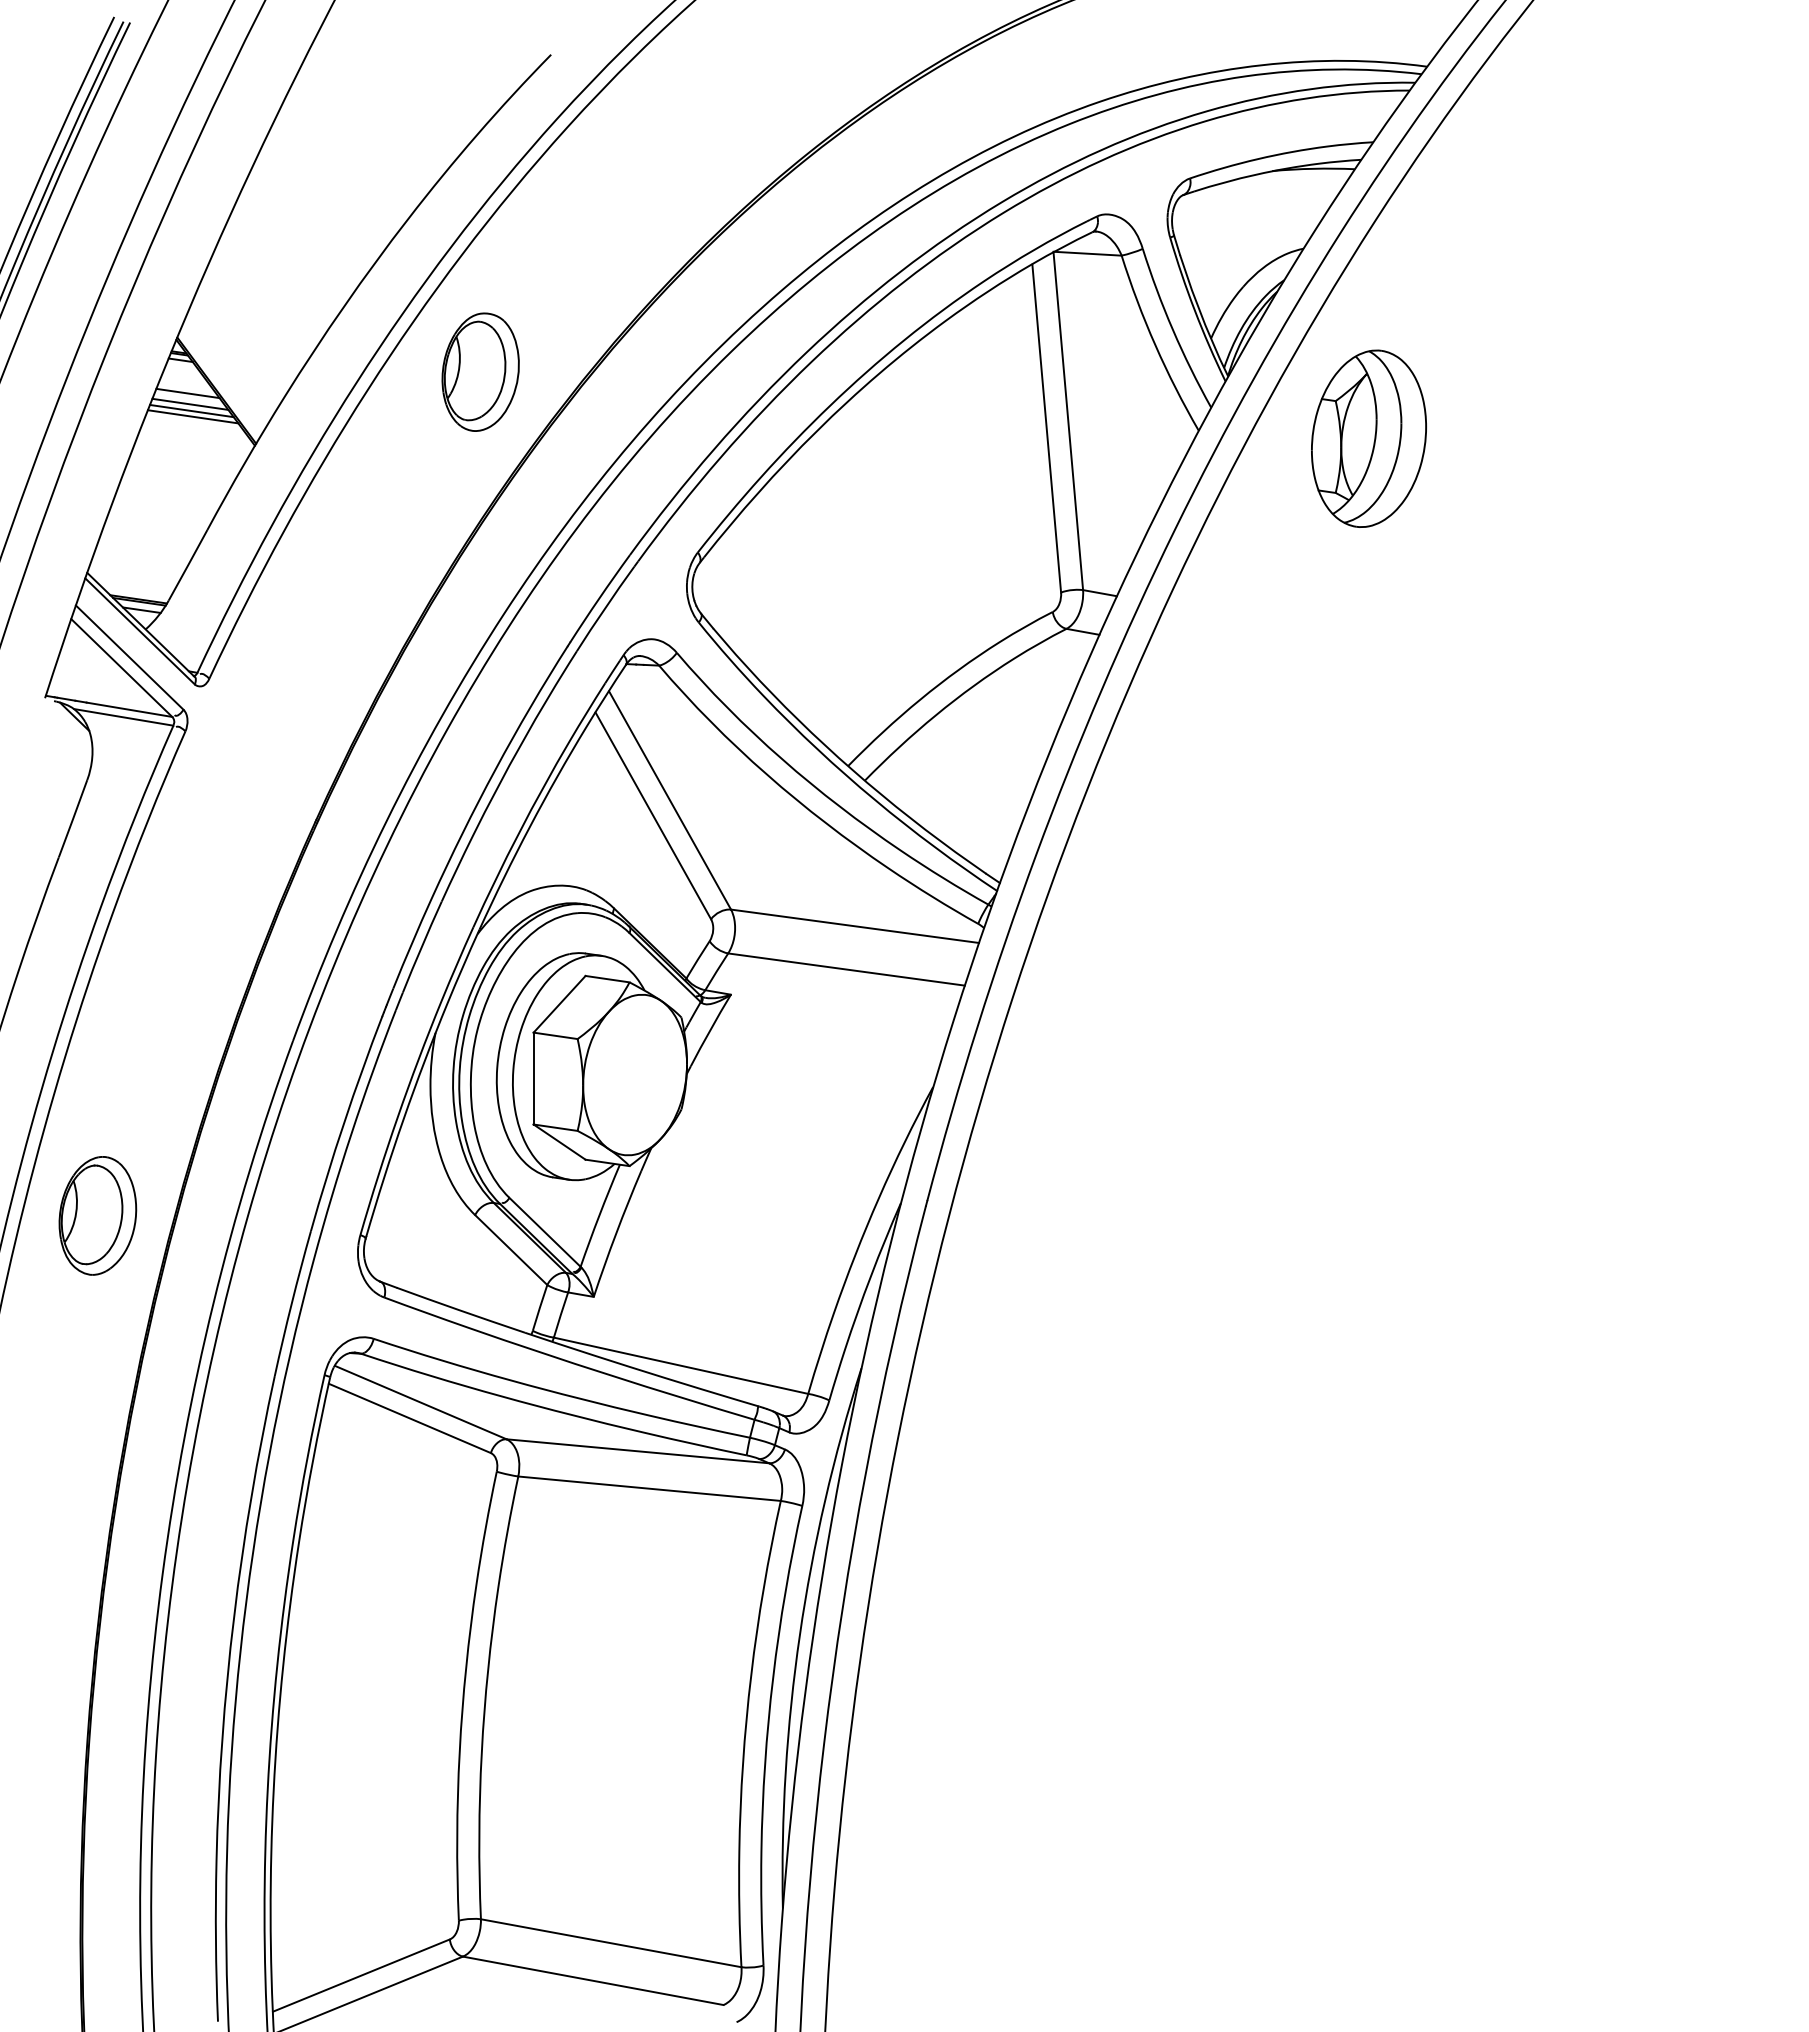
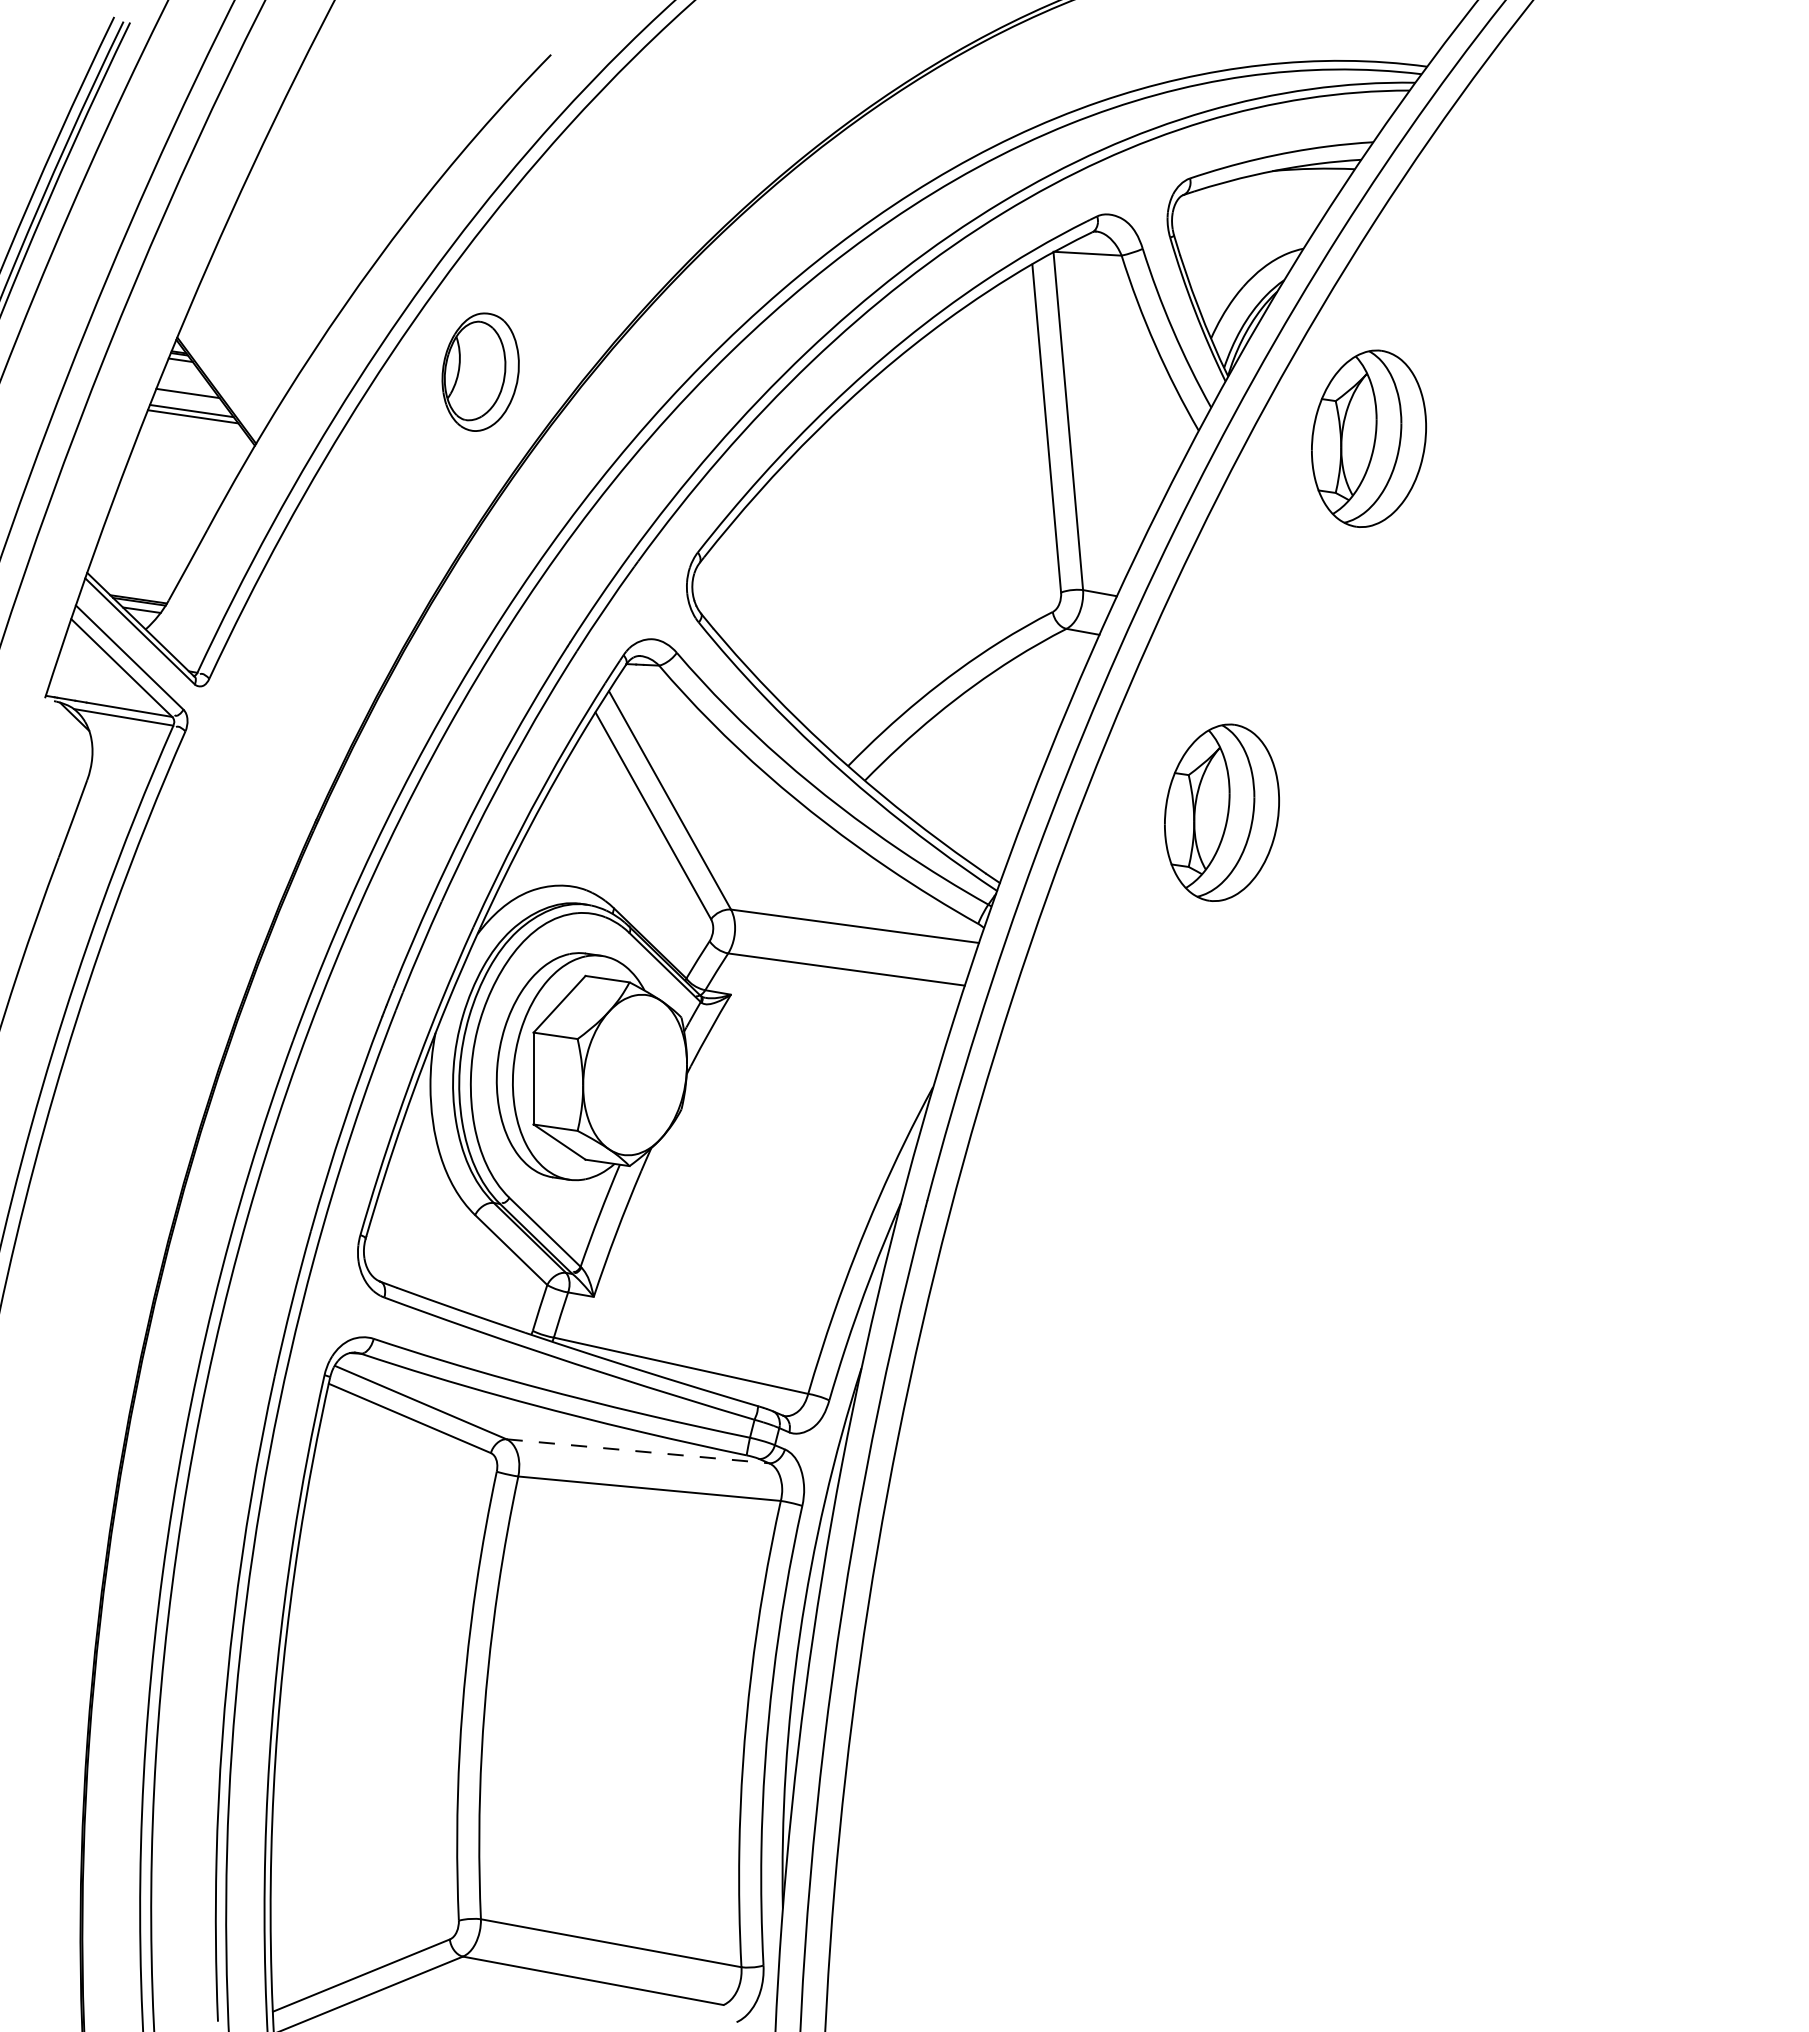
line: present -> none (190, 403)
part: none -> present (1221, 812)
part: present -> none (97, 1215)
line: solid -> dashed (637, 1451)
